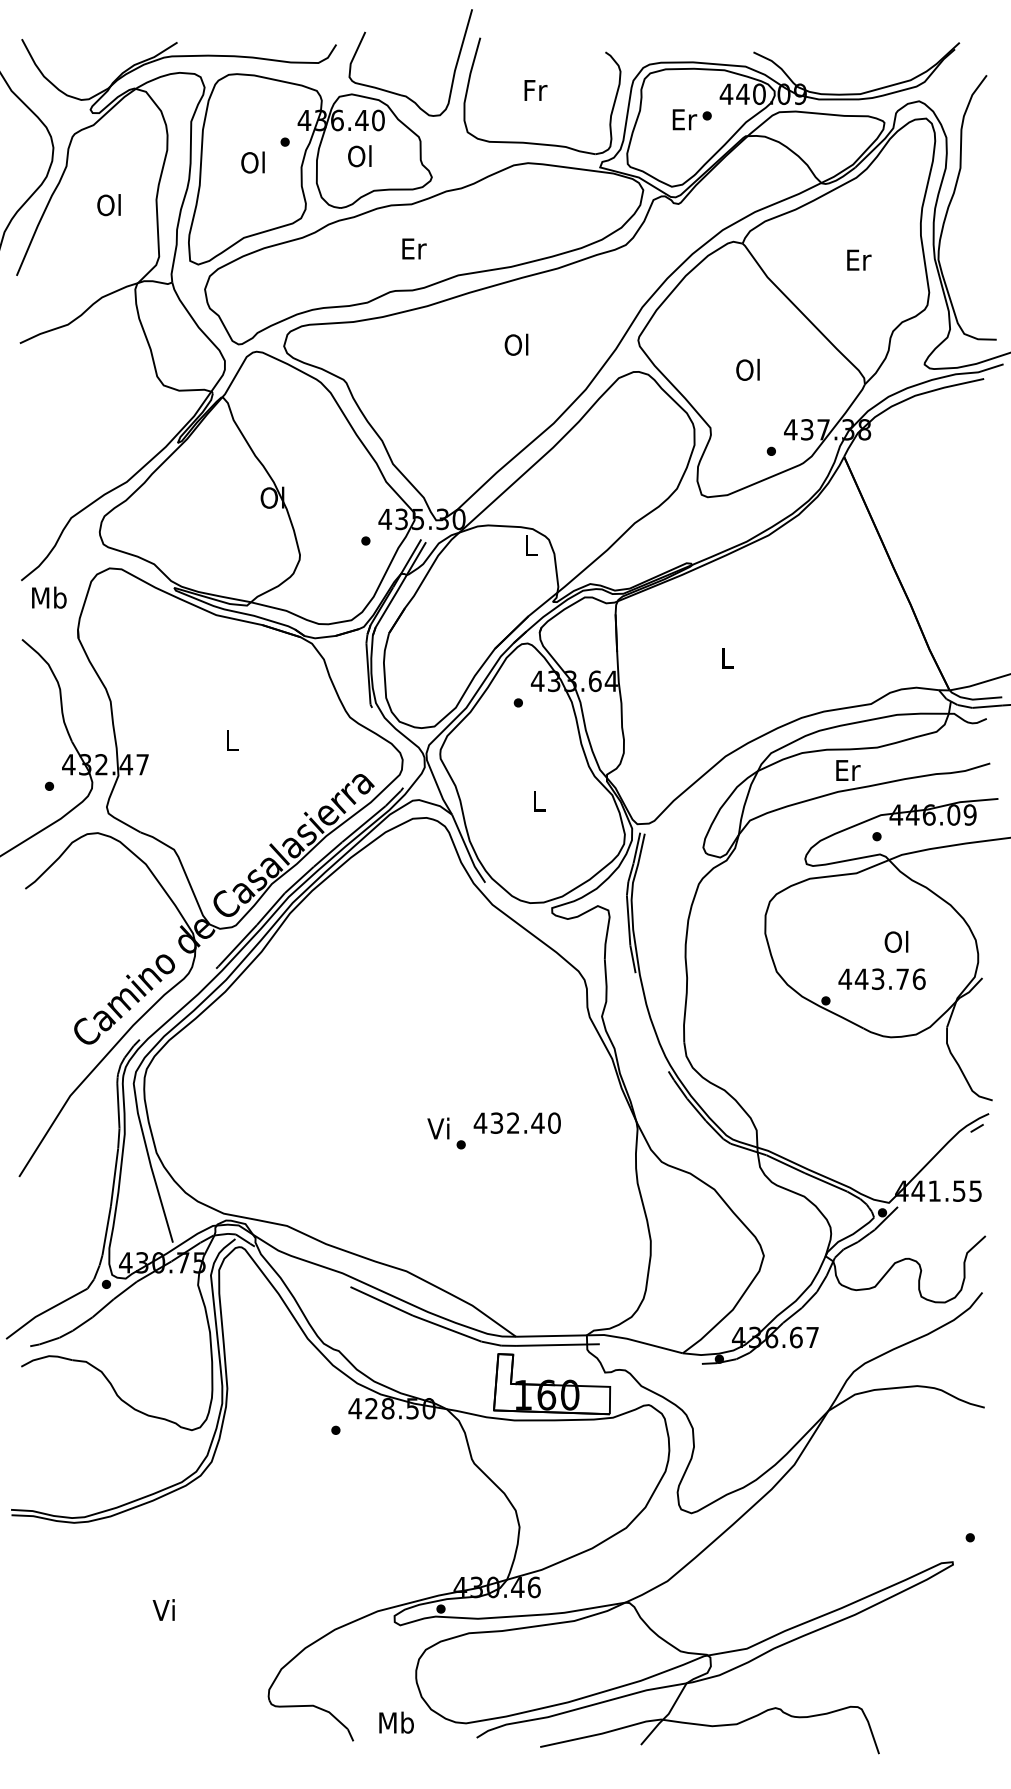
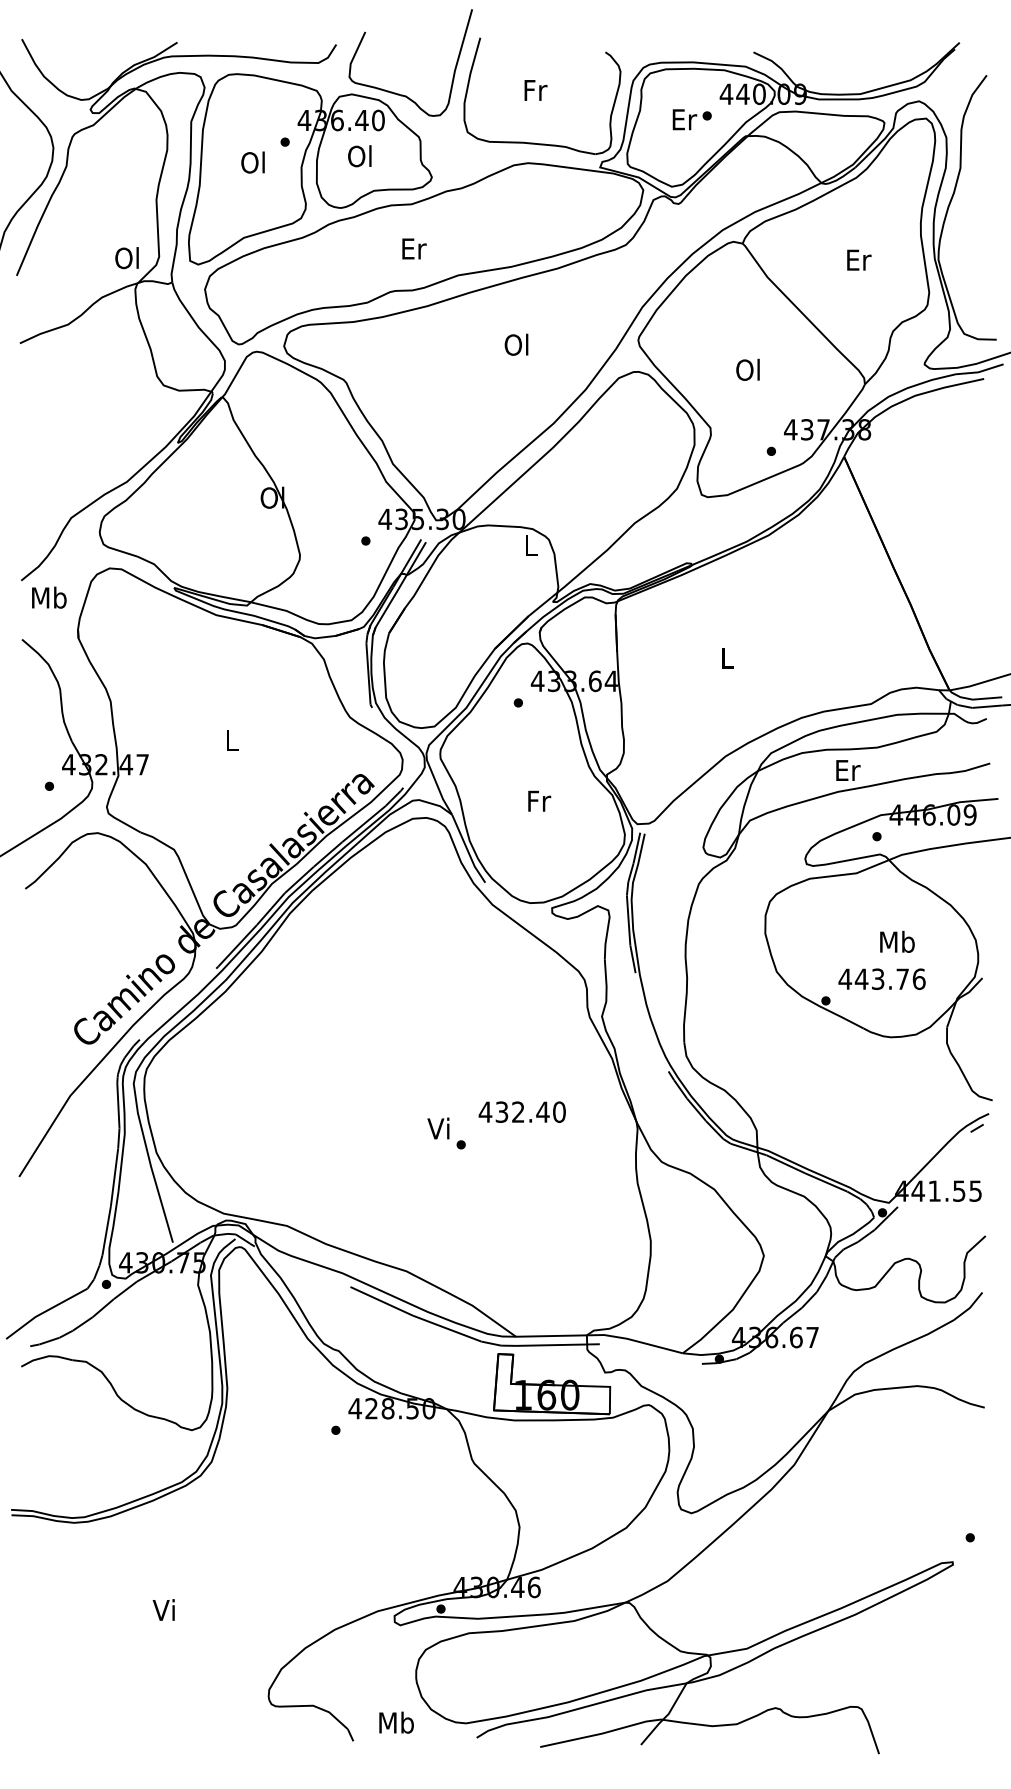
text position: (108, 205) -> (126, 258) (126, 258)
text: L -> Fr (539, 800)
text: Ol -> Mb (897, 941)
text position: (516, 1122) -> (521, 1111) (521, 1111)
